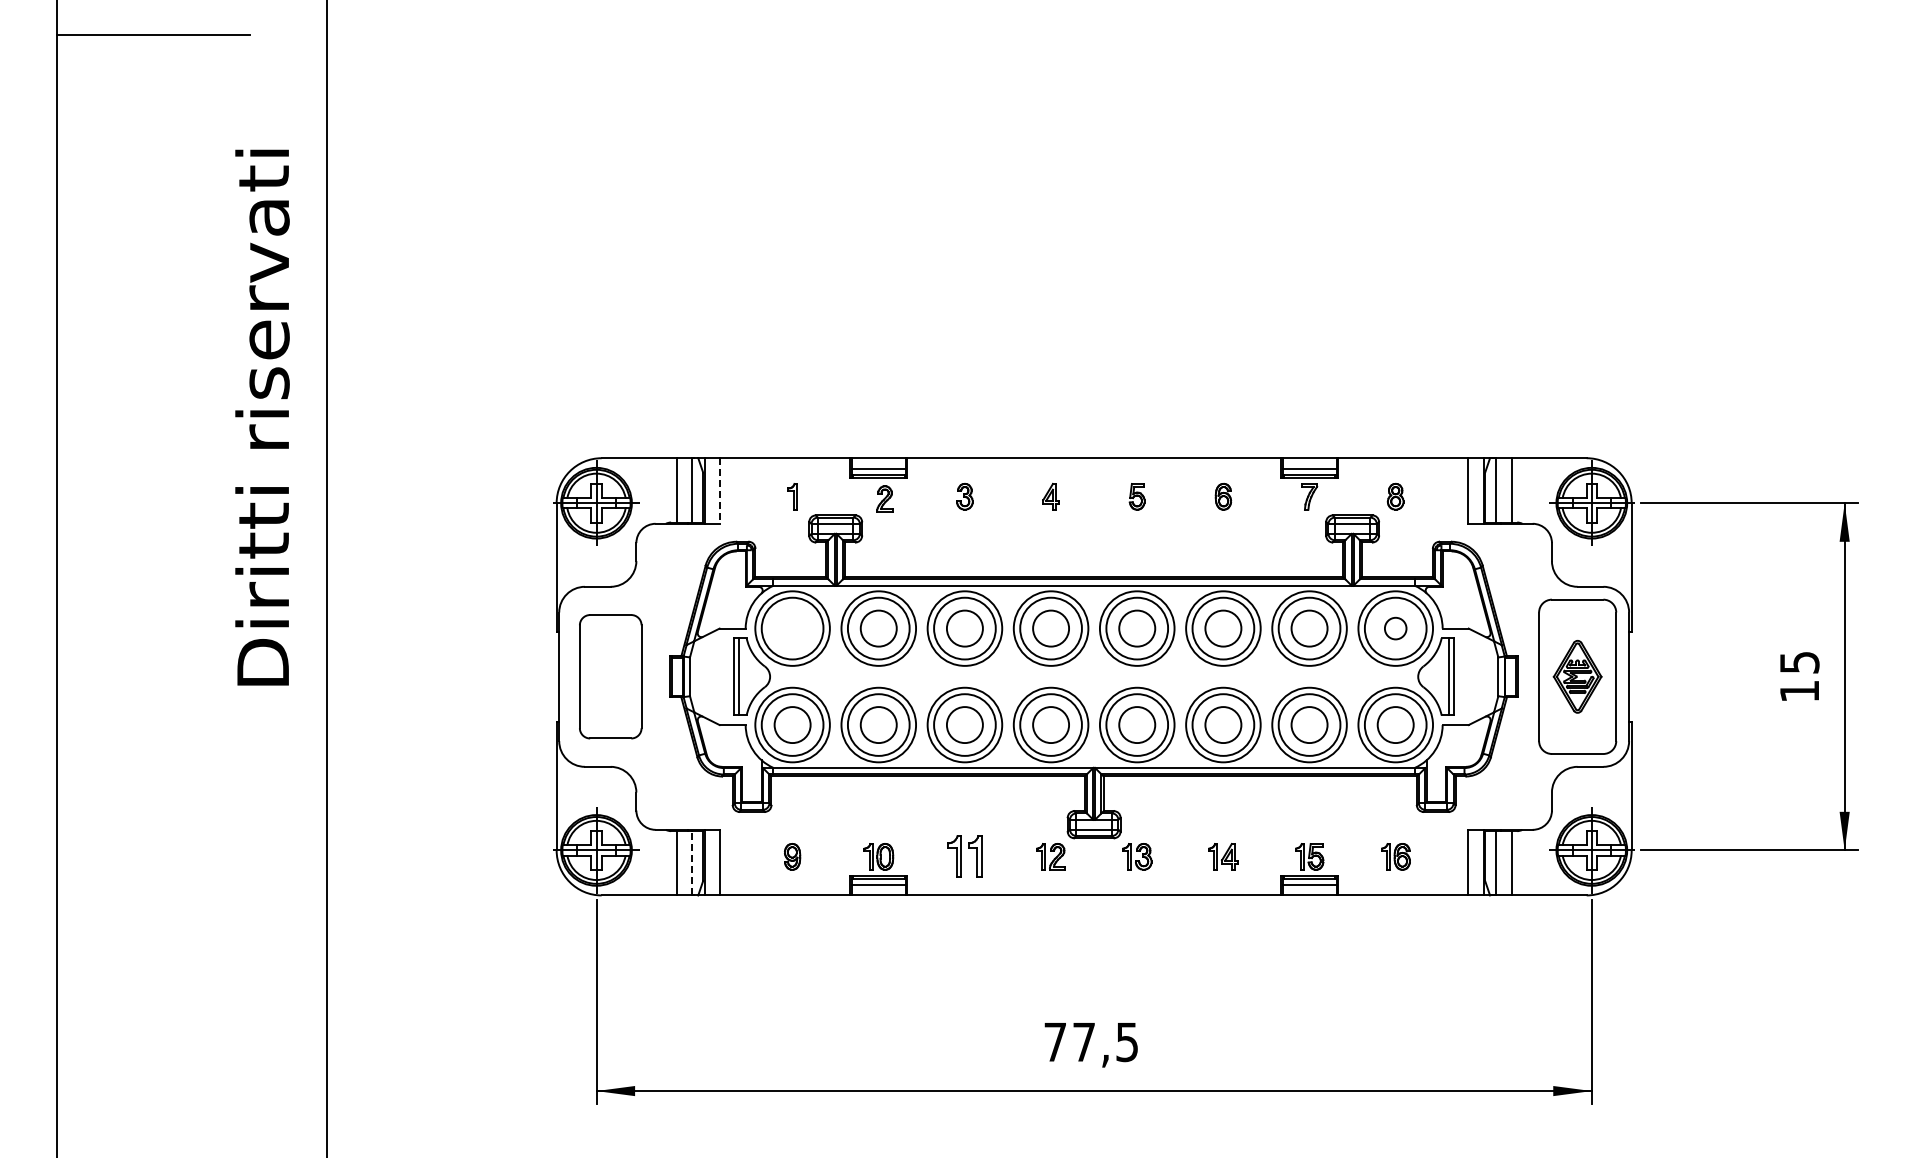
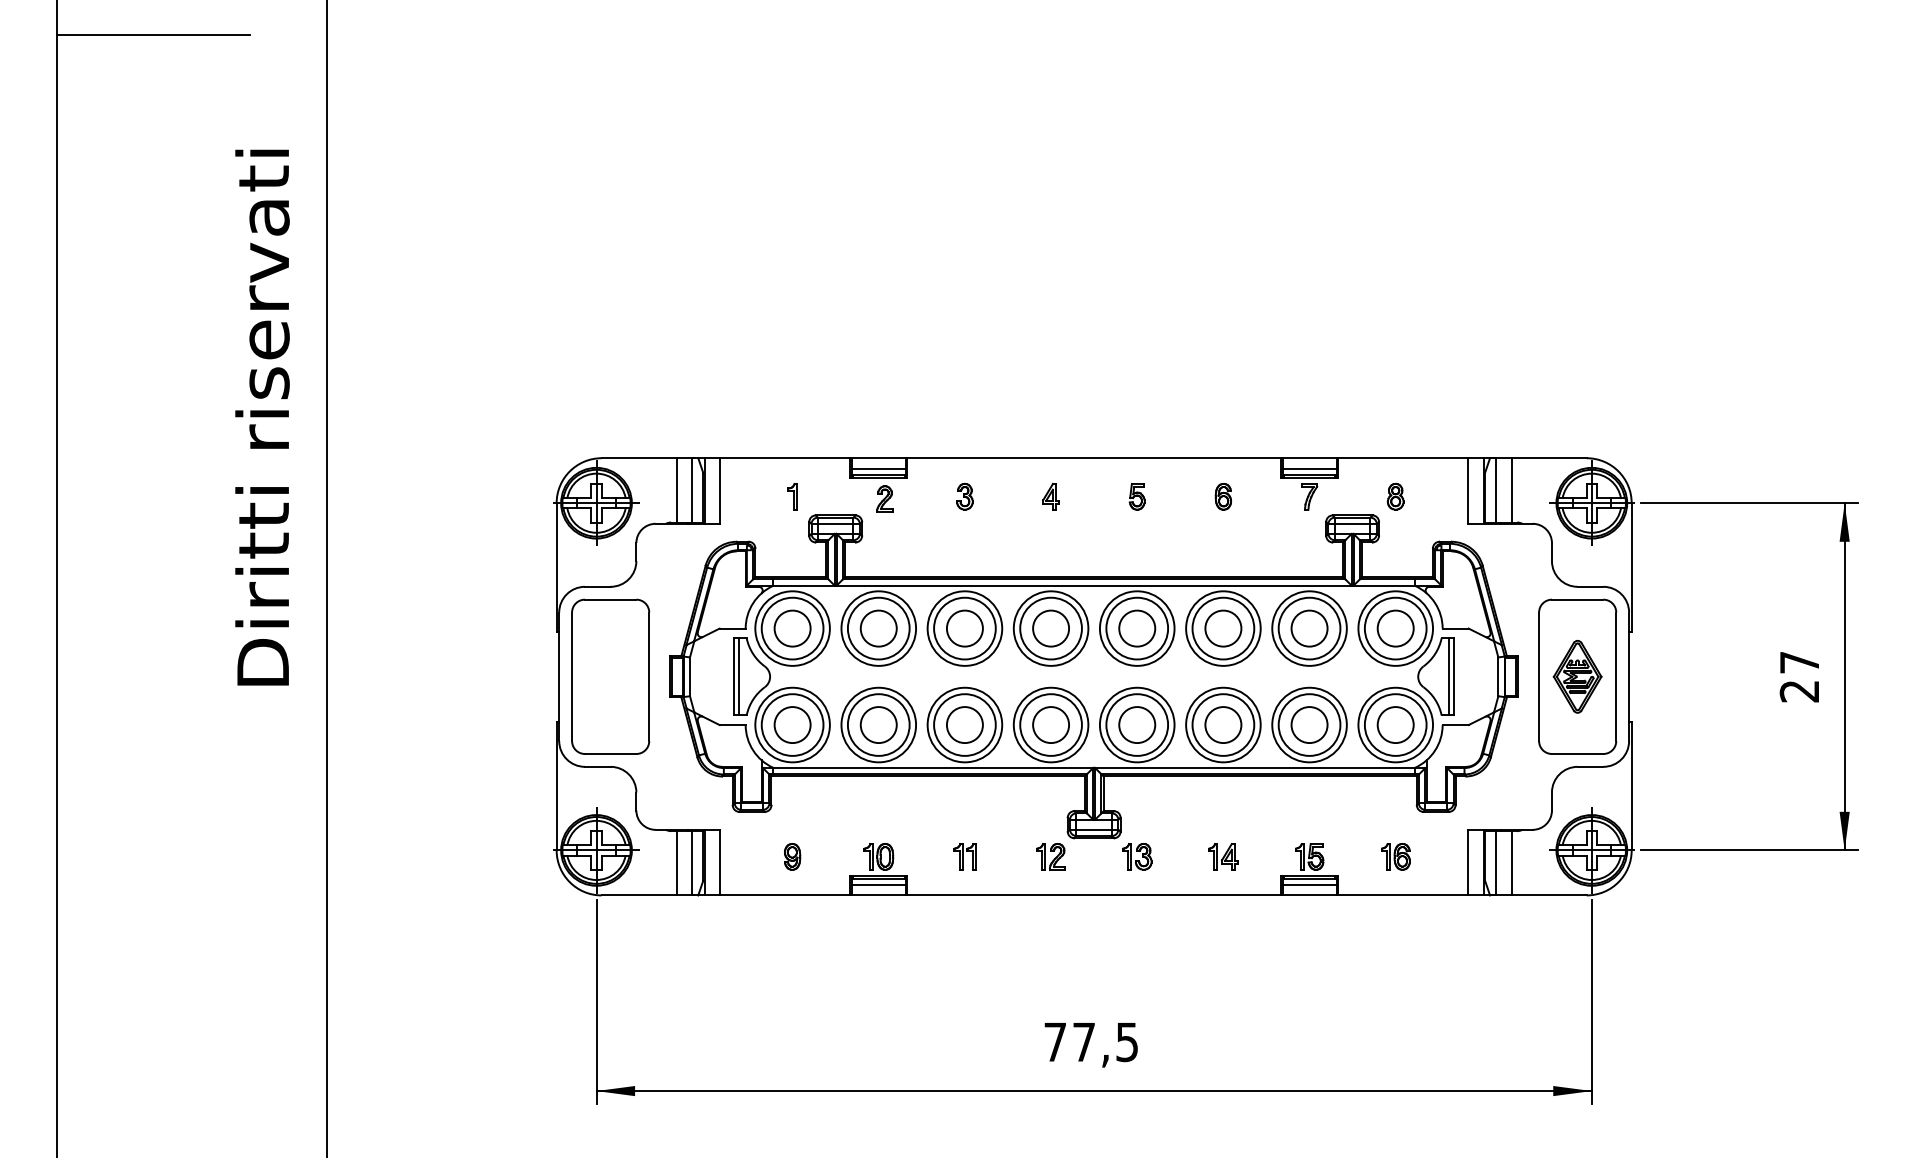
line: dashed -> solid (719, 491)
circle: none -> present (792, 628)
circle diameter: 22 px -> 36 px (1395, 628)
part size: 64x126 px -> 80x157 px (610, 676)
text: 15 -> 27 (1799, 677)
part size: 36x43 px -> 24x28 px (964, 856)
line: dashed -> solid (691, 862)
